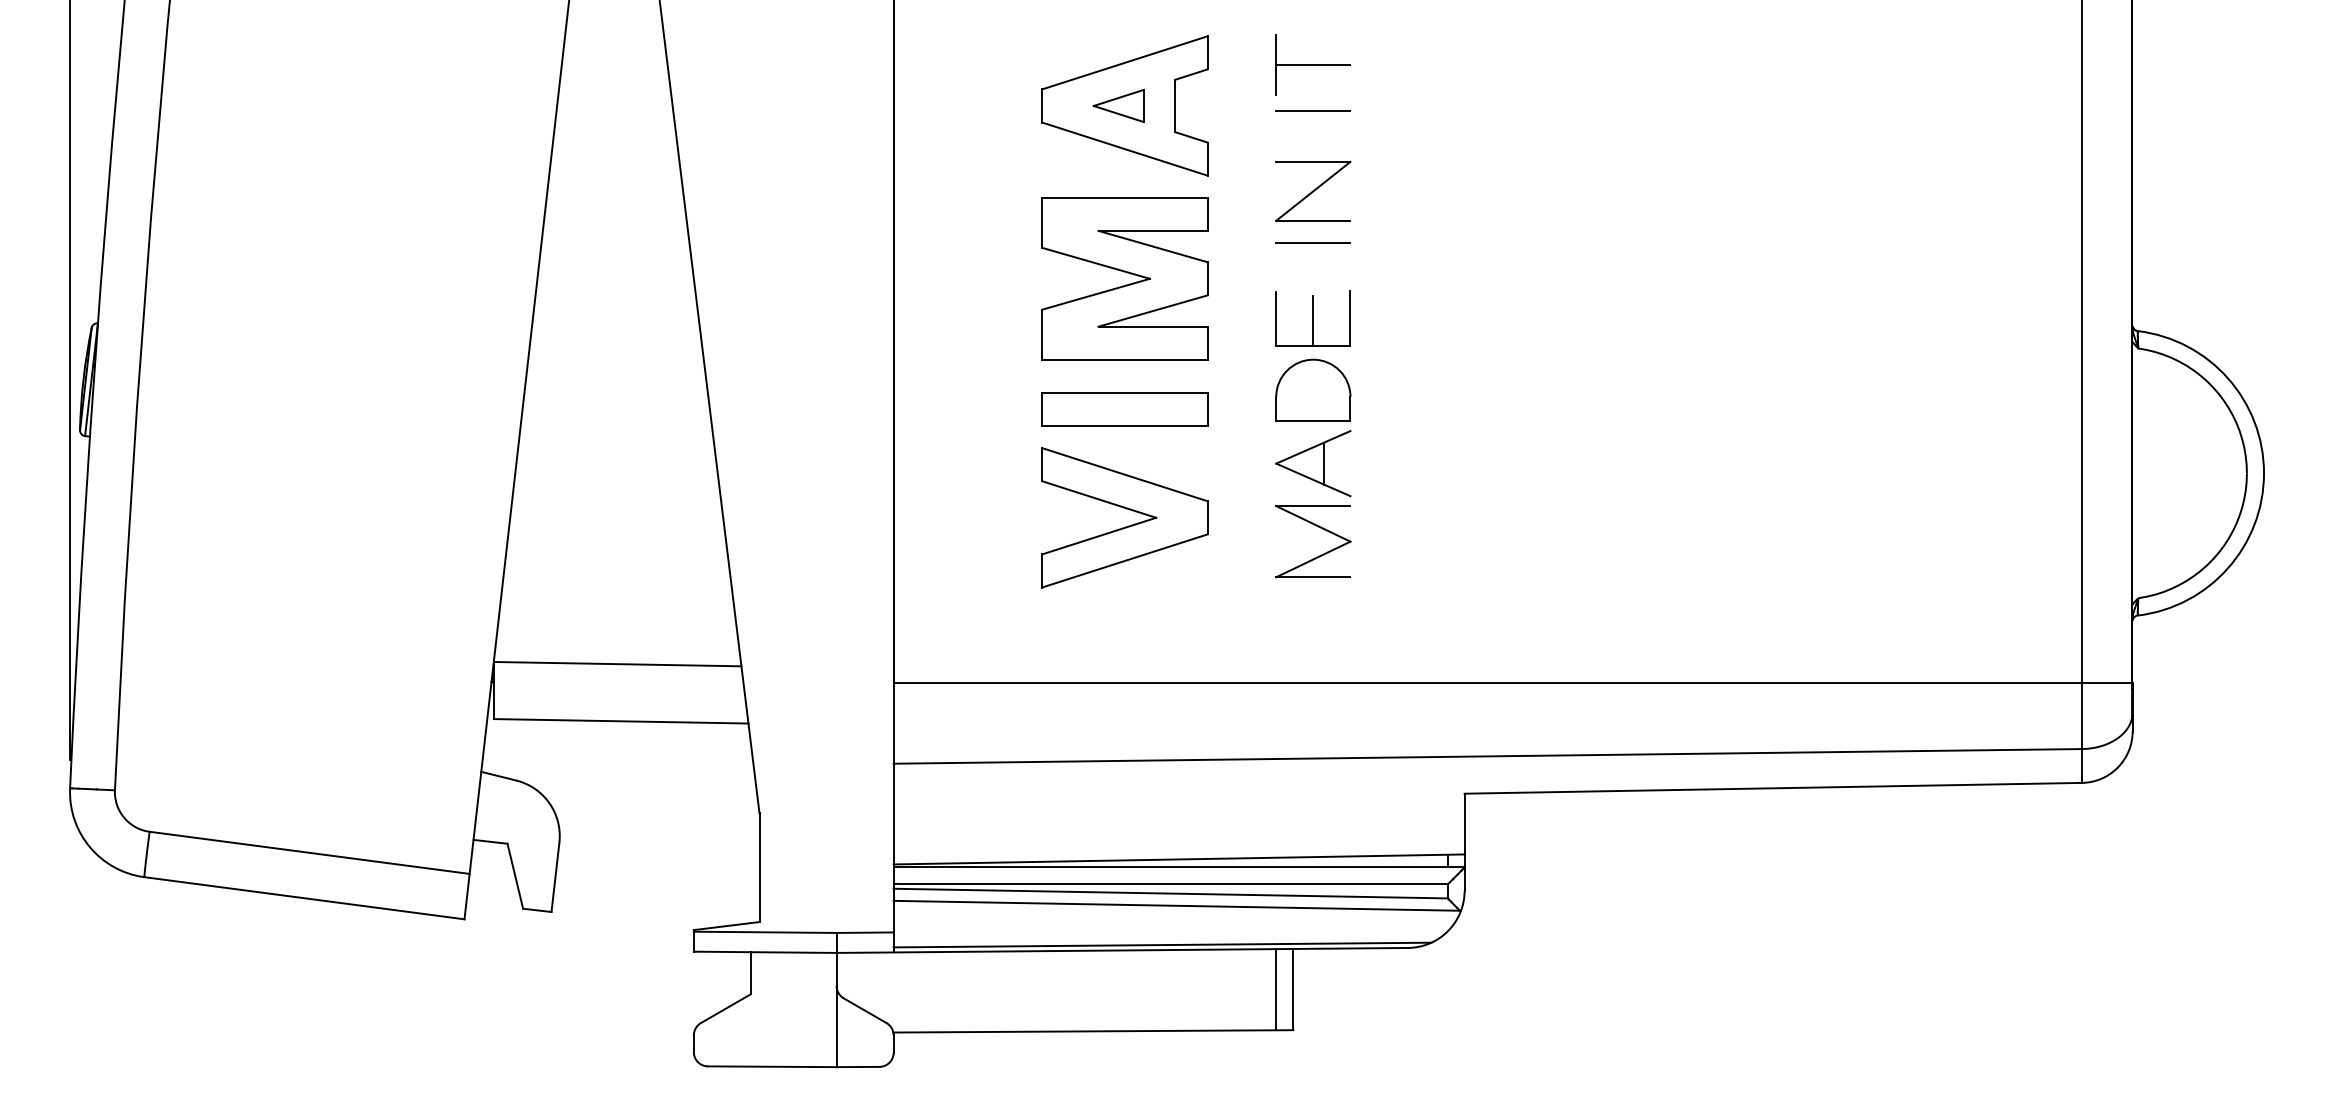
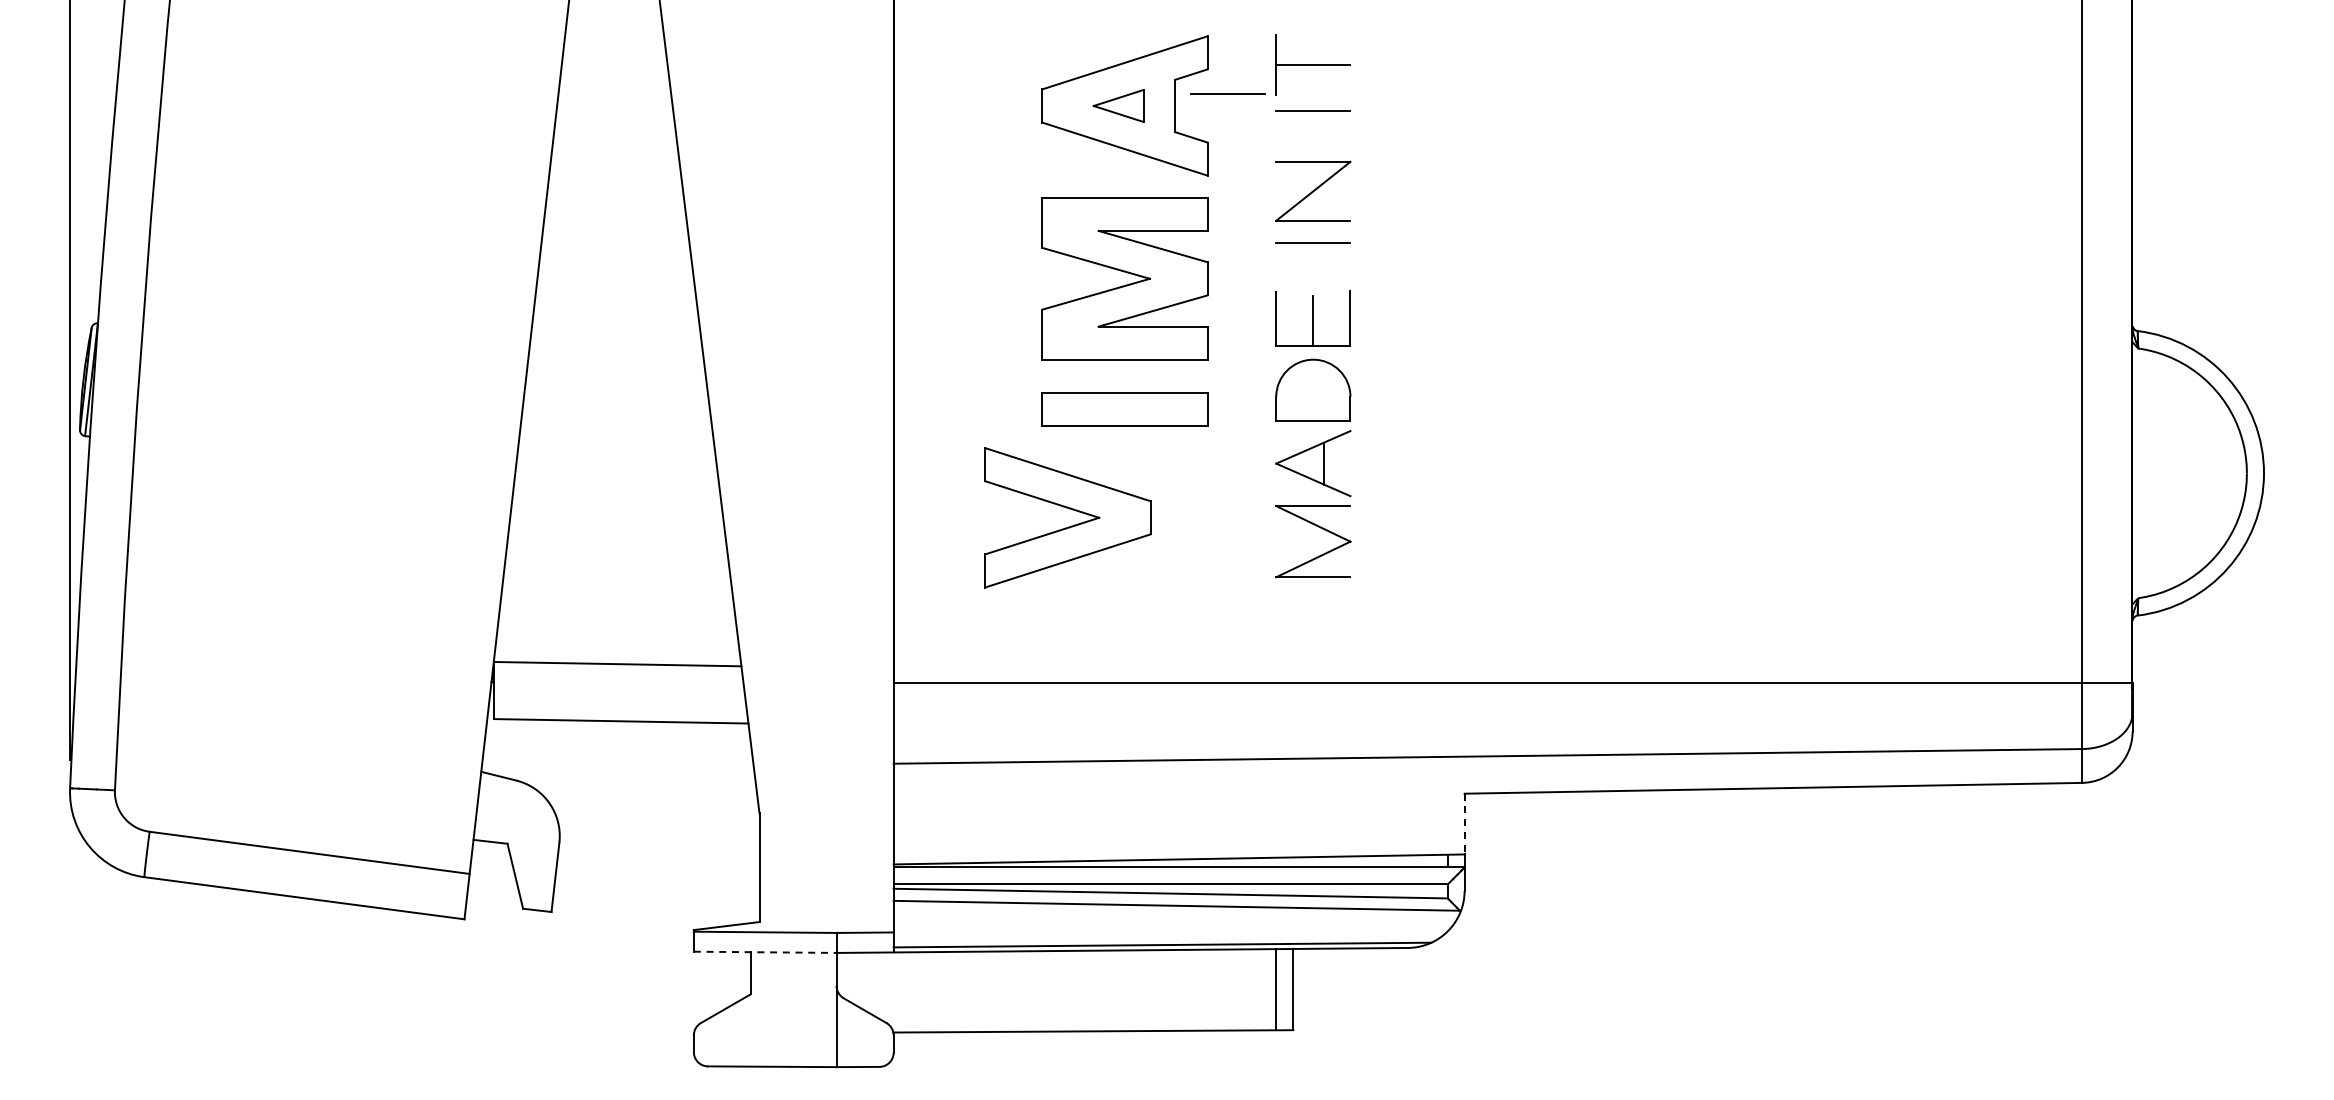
line: none -> present (1227, 93)
part position: (1126, 509) -> (1069, 509) (1069, 509)
line: solid -> dashed (1464, 824)
line: solid -> dashed (765, 952)
